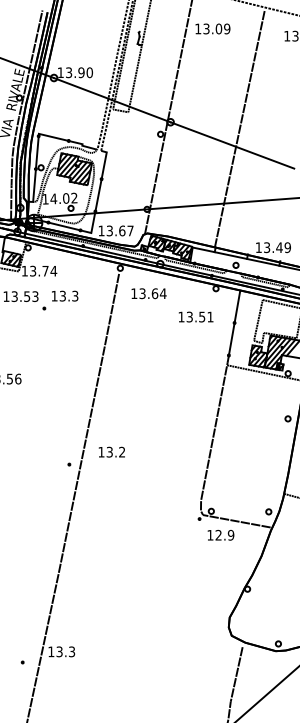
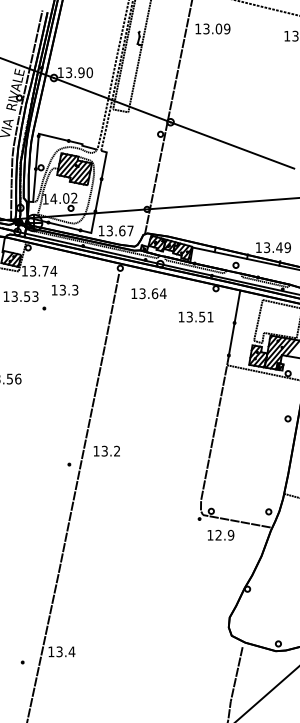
line: present -> none (239, 128)
text position: (65, 295) -> (65, 289) (65, 289)
text position: (111, 451) -> (106, 450) (106, 450)
text: 13.3 -> 13.4 (71, 651)
